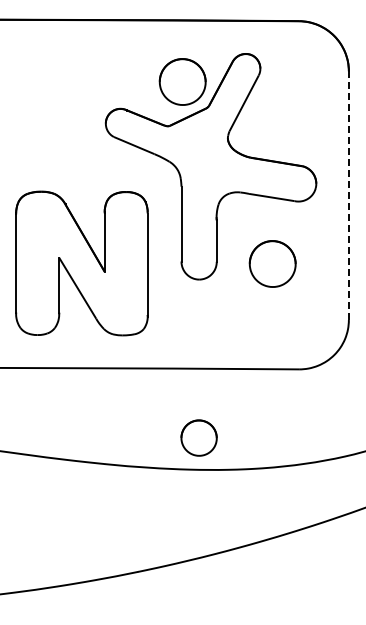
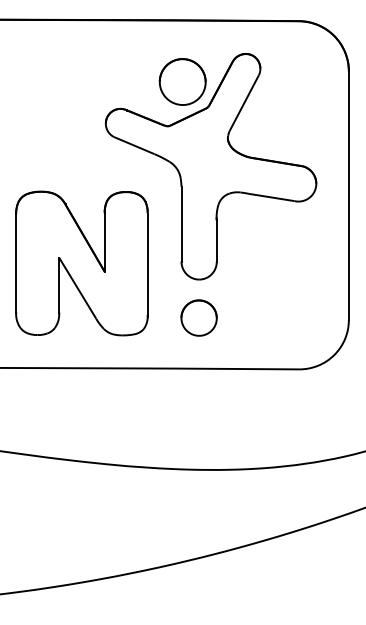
line: dashed -> solid (348, 195)
part: present -> none (272, 263)
part position: (198, 437) -> (198, 317) (198, 317)
